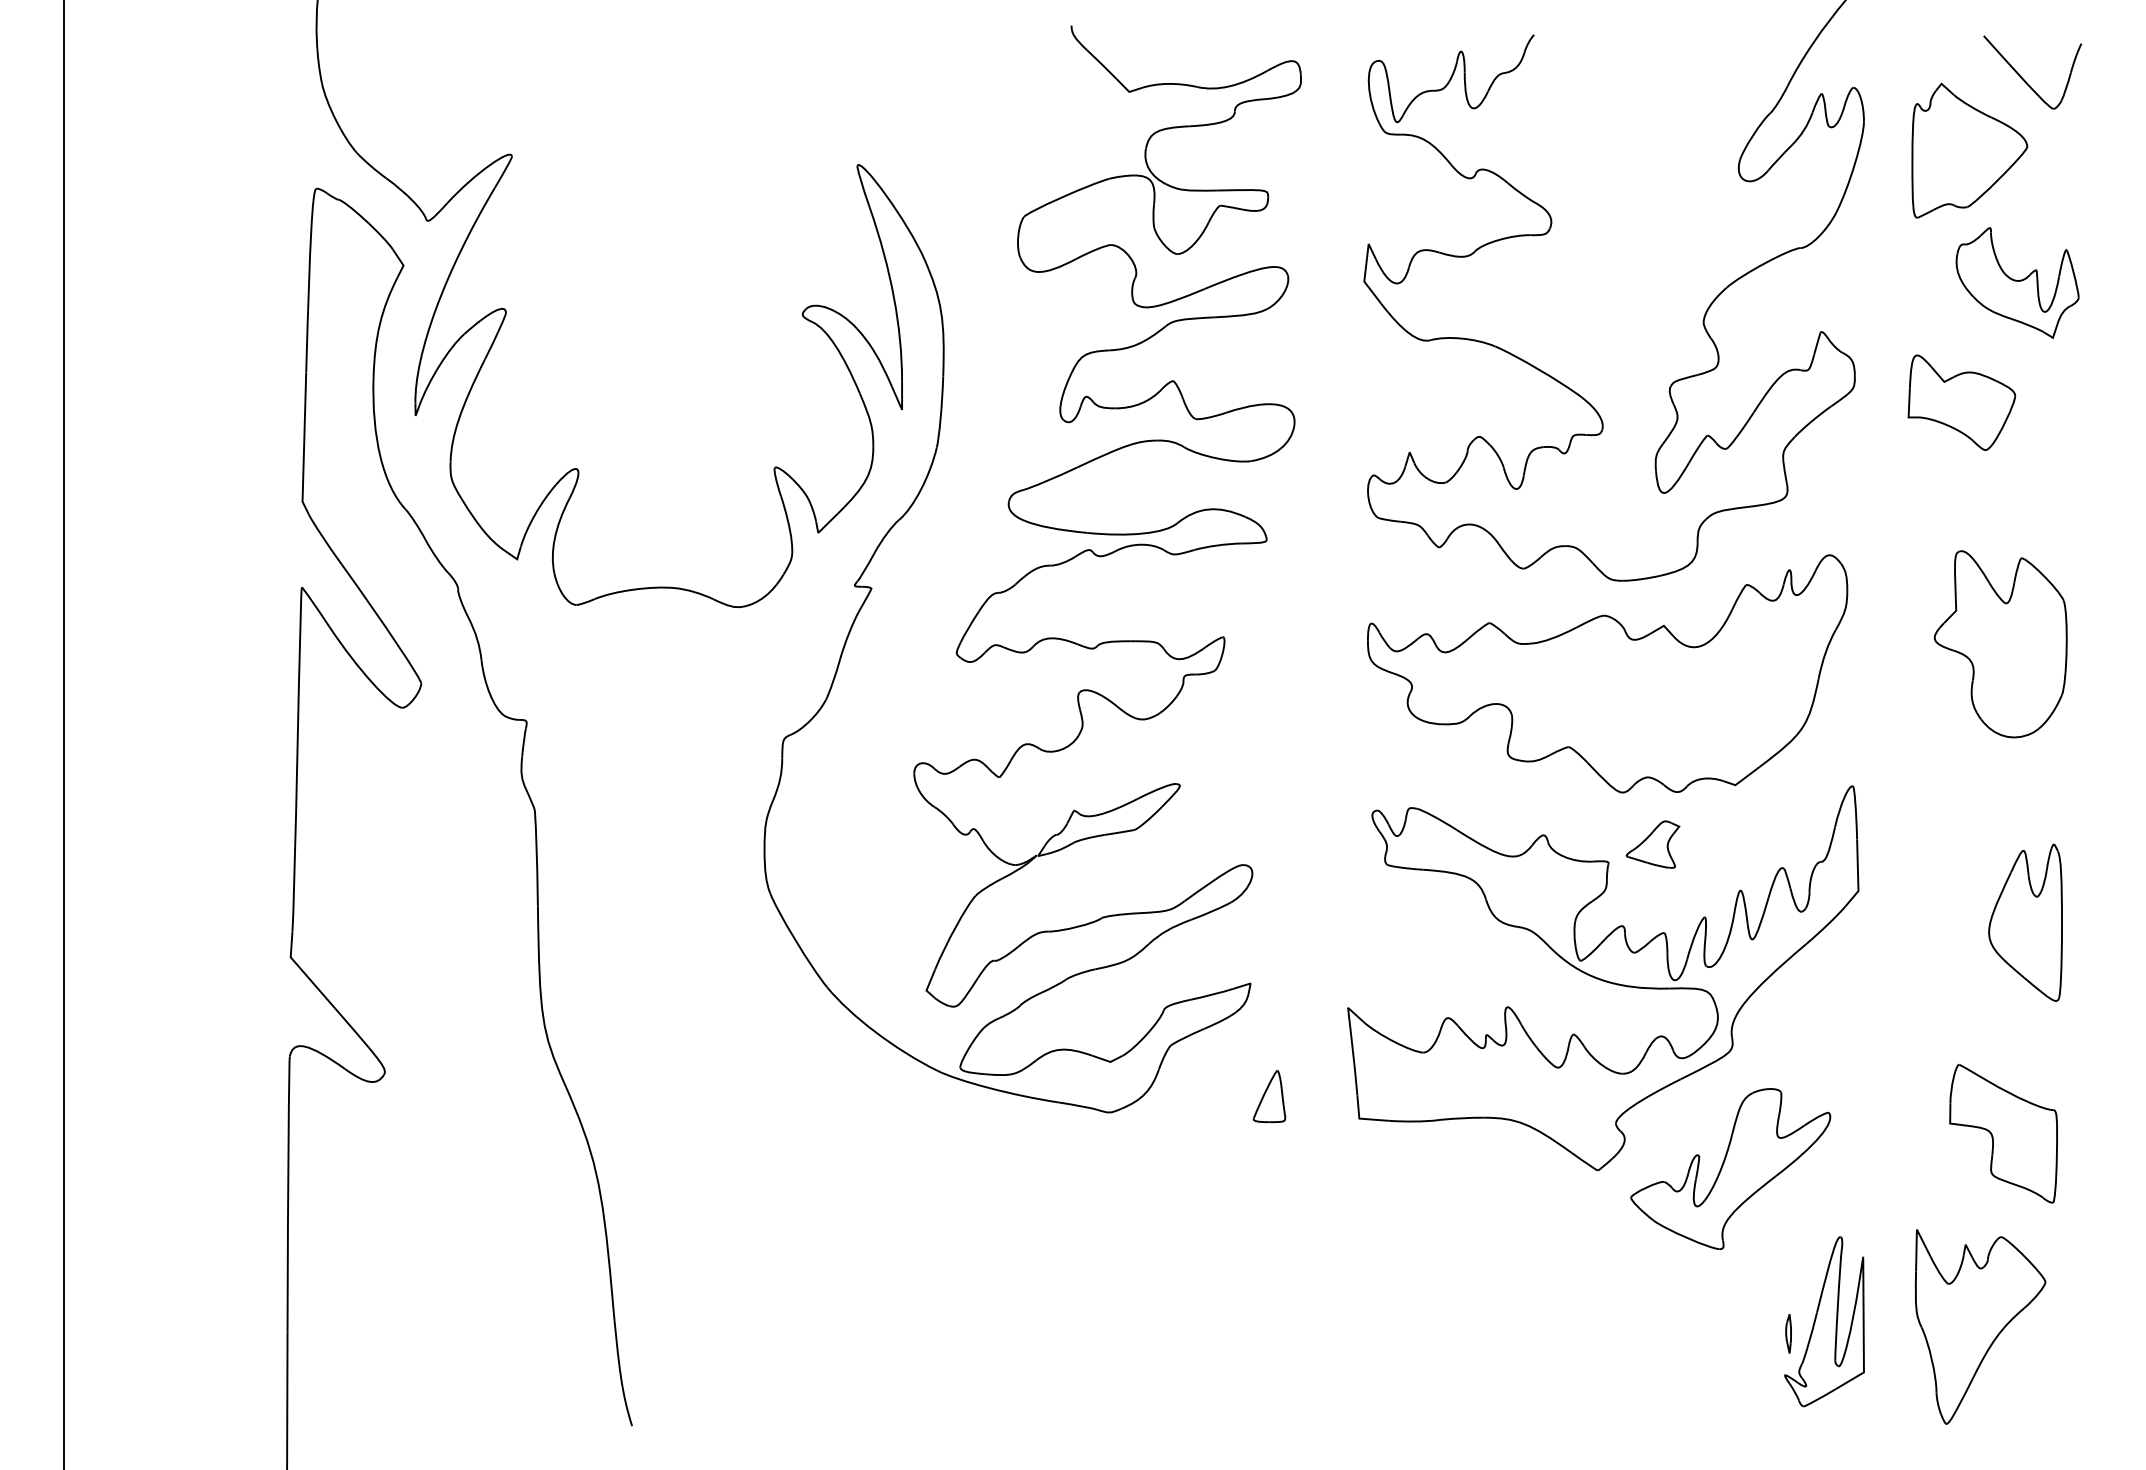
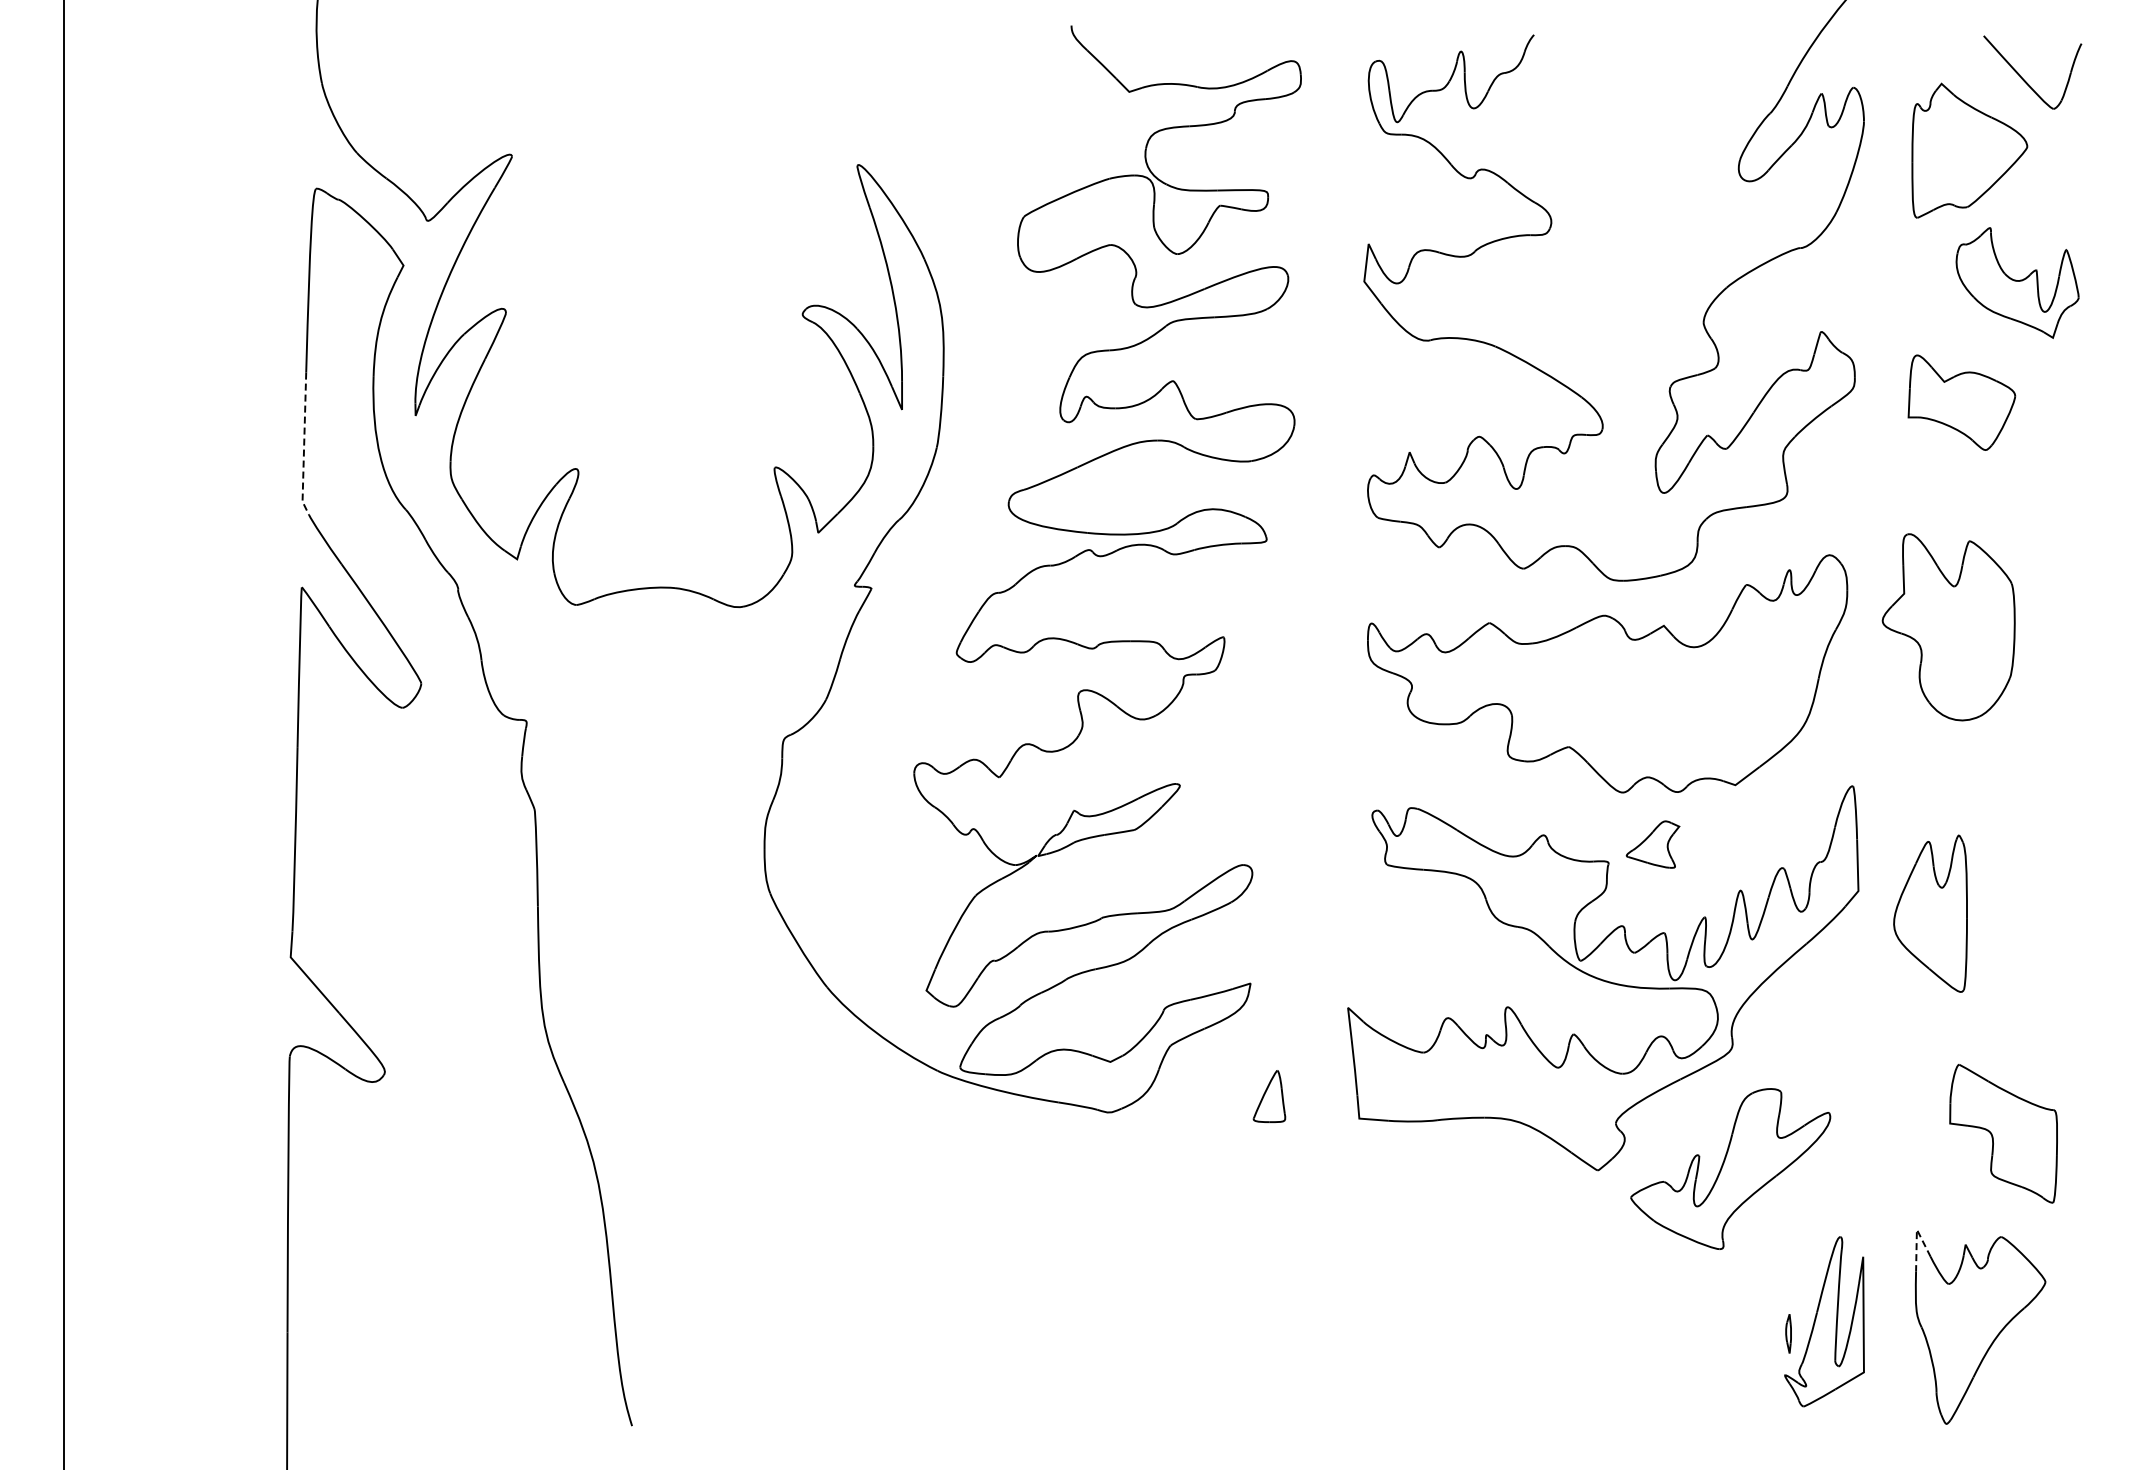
line: solid -> dashed (304, 445)
part position: (2000, 644) -> (1948, 627) (1948, 627)
part position: (2025, 922) -> (1930, 913) (1930, 913)
line: solid -> dashed (1916, 1235)
